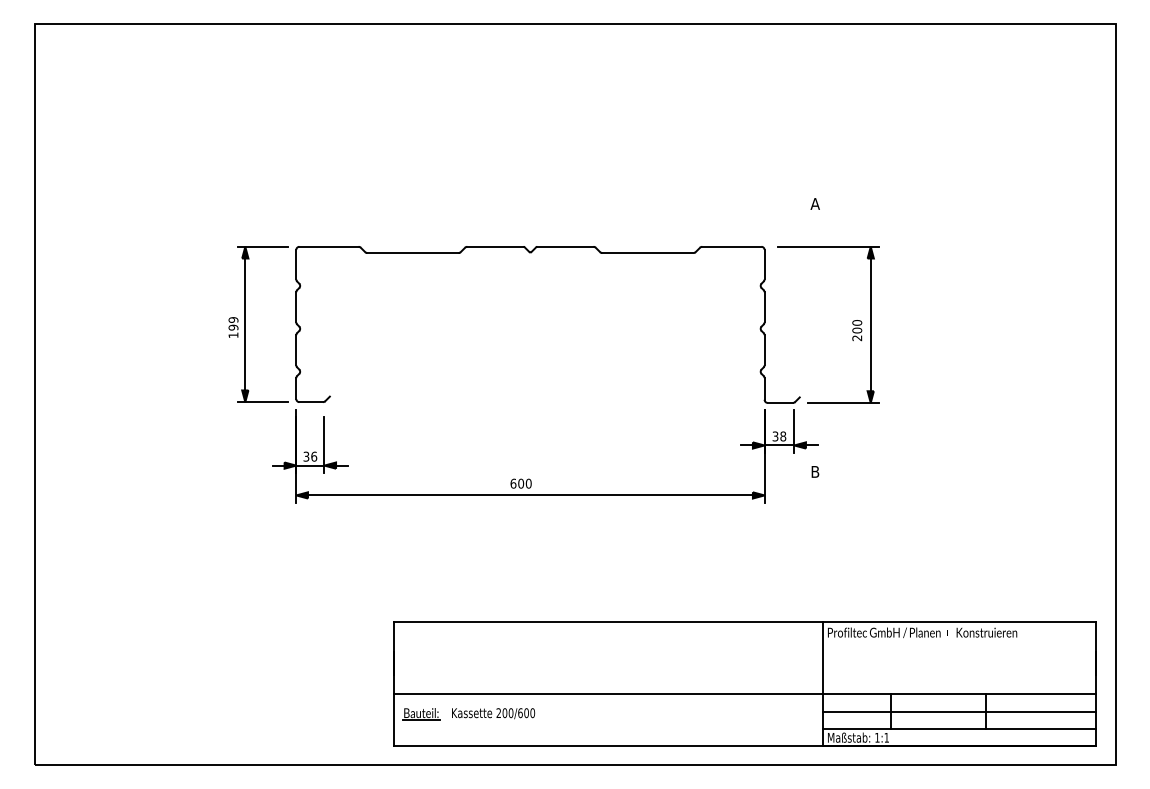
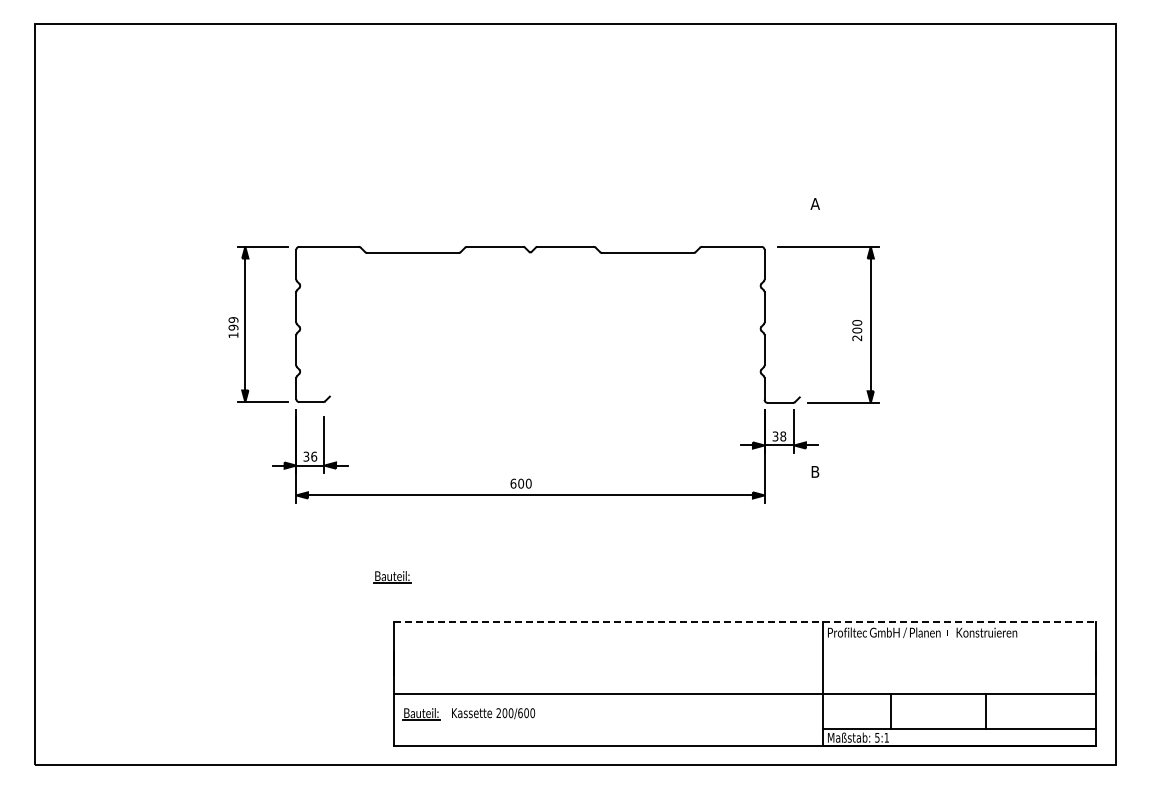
part: none -> present (392, 577)
line: solid -> dashed (745, 621)
line: present -> none (959, 712)
text: 1:1 -> 5:1 (877, 737)
